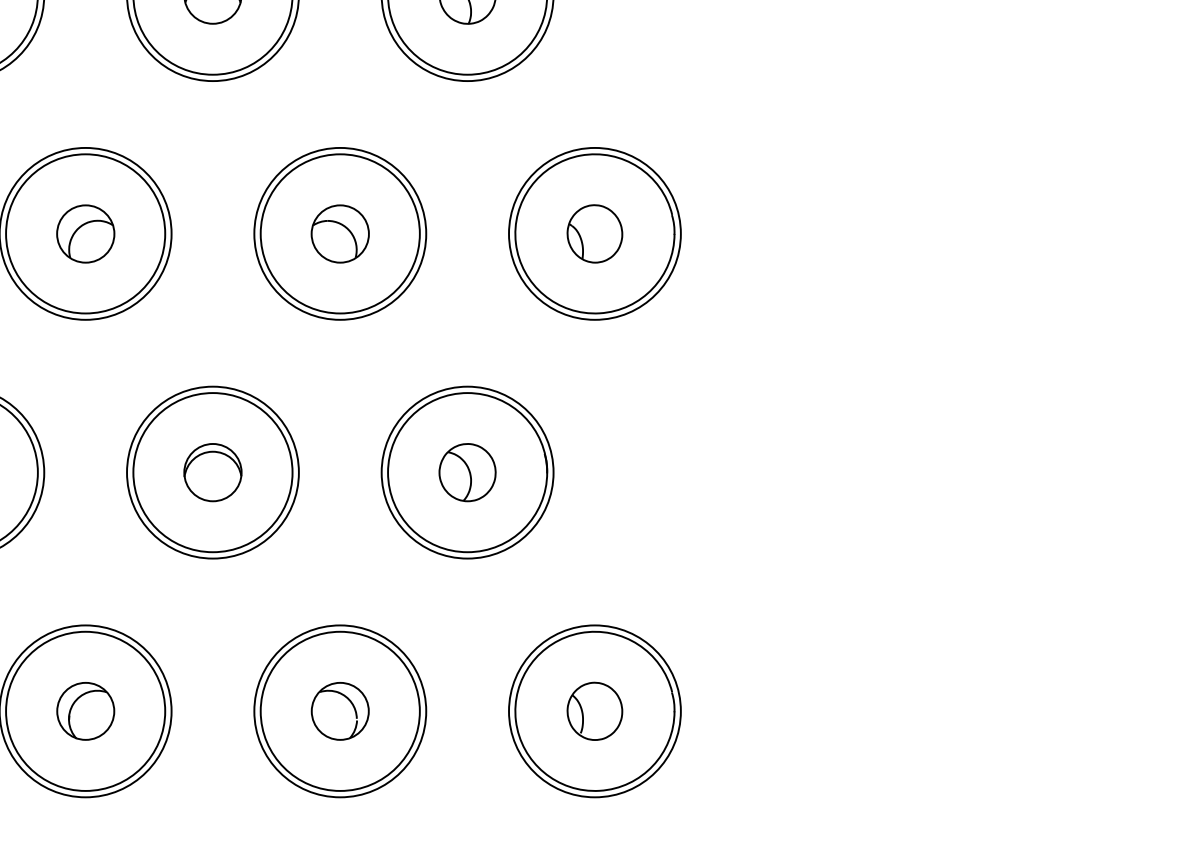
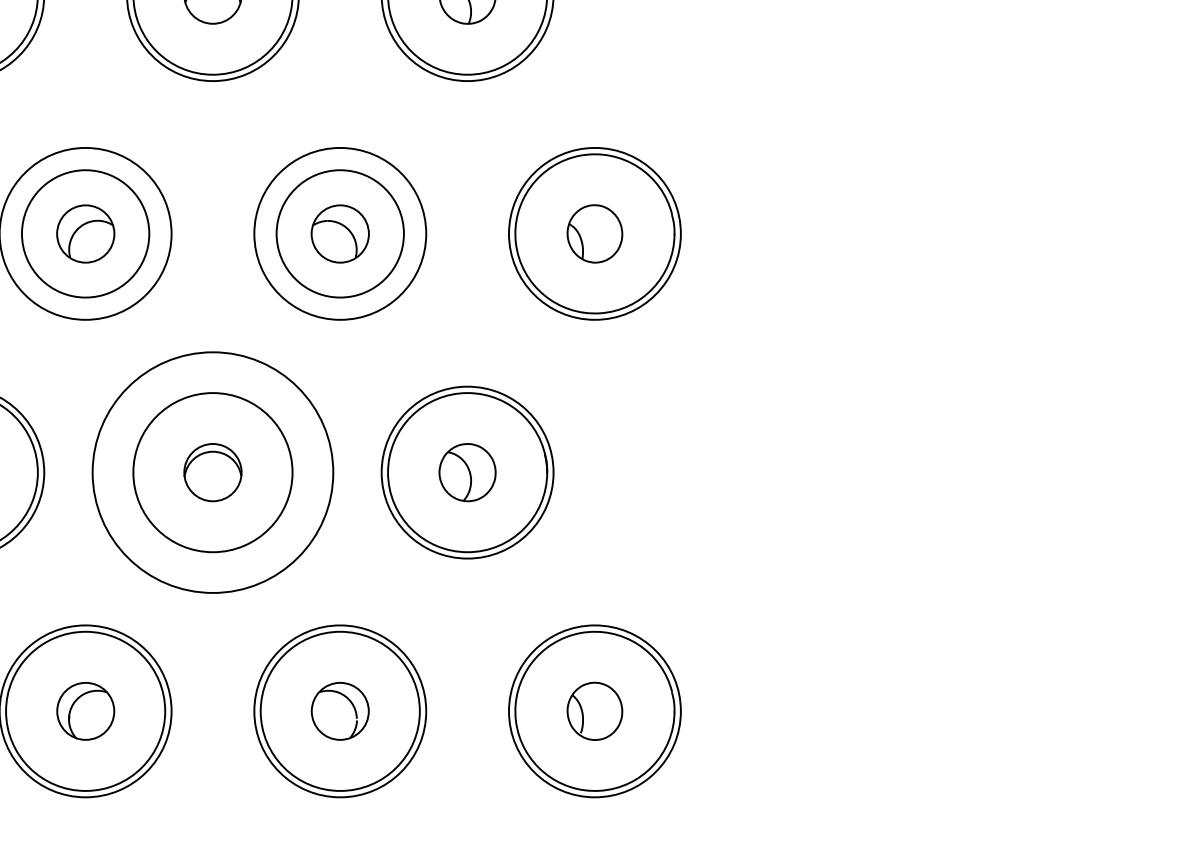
circle diameter: 159 px -> 127 px (85, 233)
circle diameter: 159 px -> 127 px (339, 233)
circle diameter: 172 px -> 241 px (212, 472)
